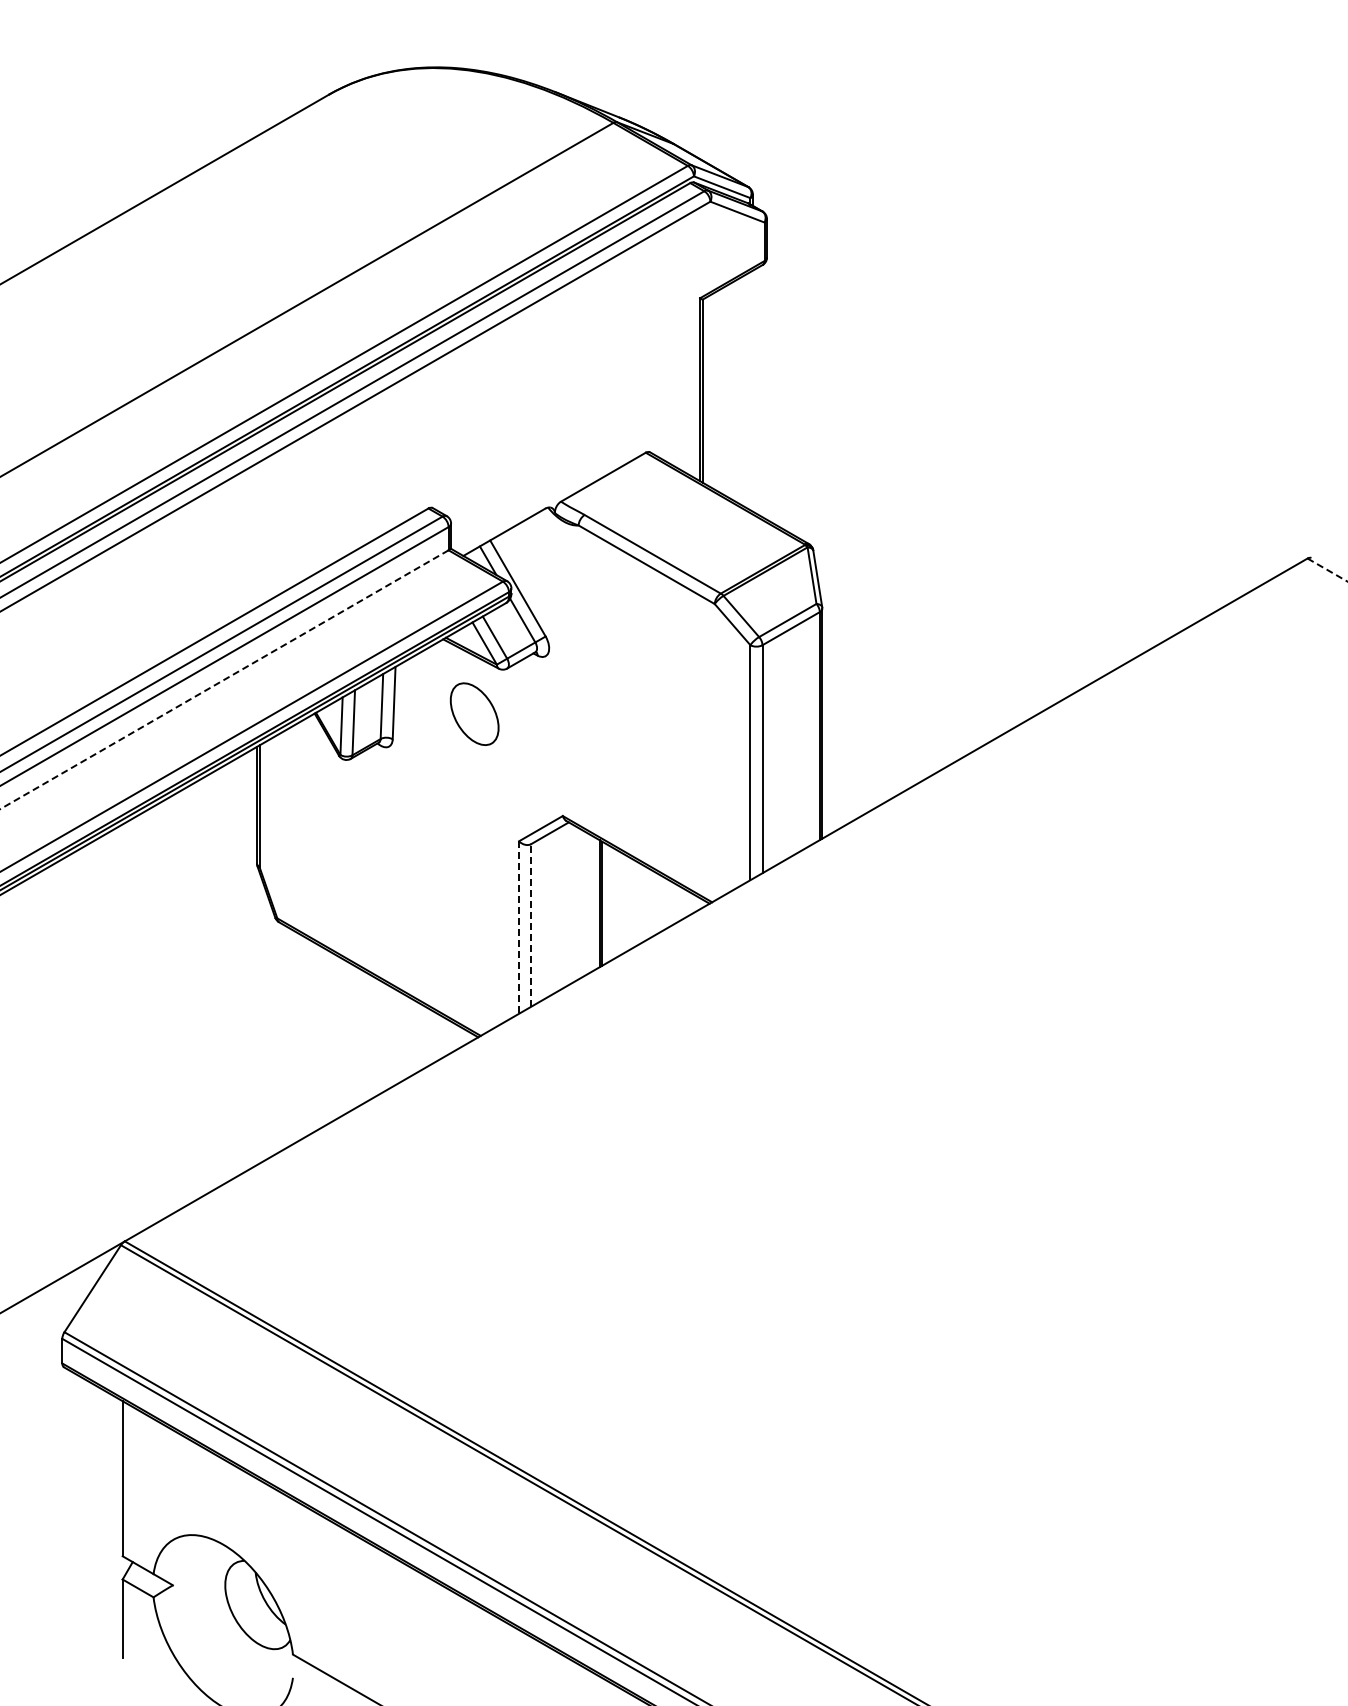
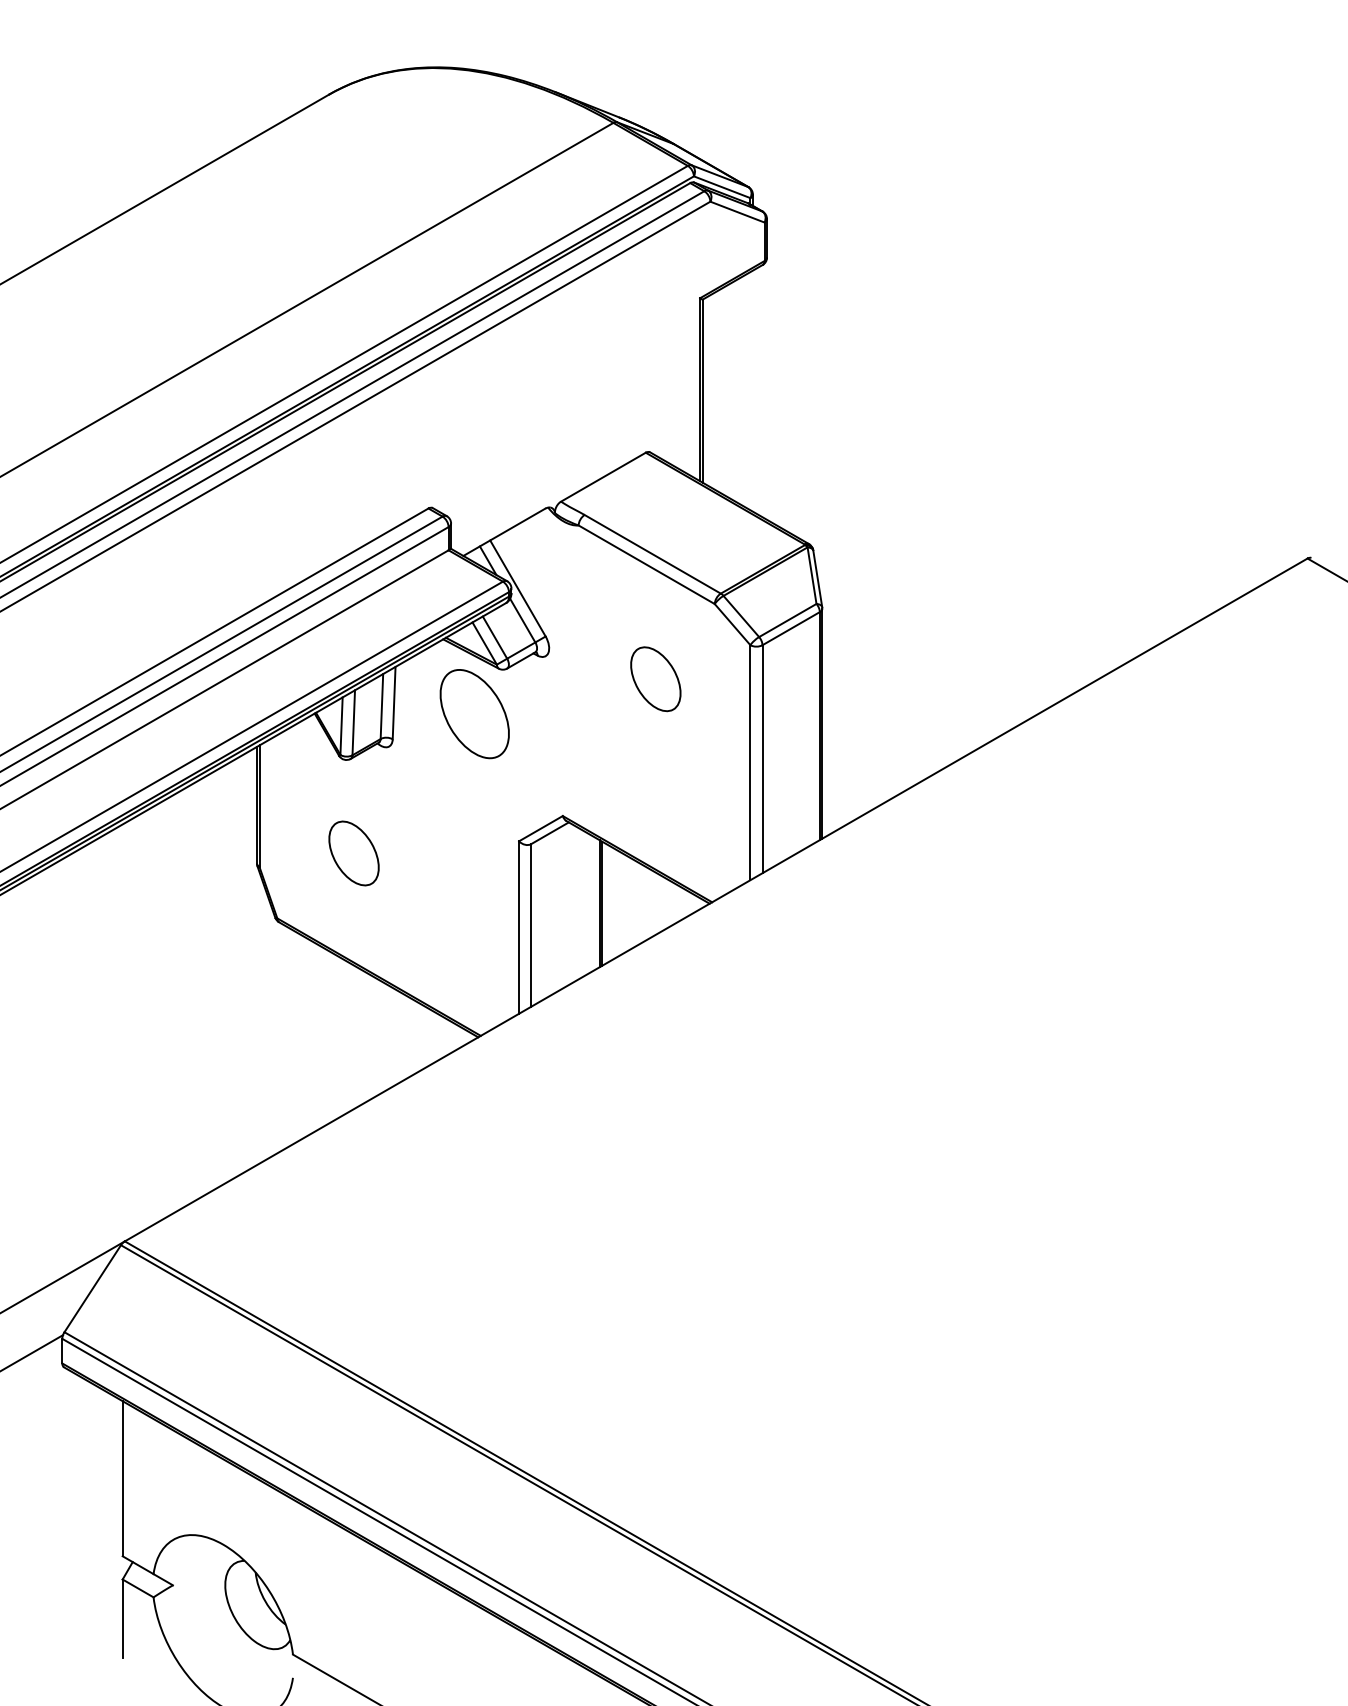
line: dashed -> solid (1327, 570)
line: dashed -> solid (224, 679)
part: none -> present (655, 679)
part size: 51x64 px -> 71x91 px (474, 714)
part: none -> present (353, 853)
line: dashed -> solid (531, 925)
line: dashed -> solid (519, 928)
line: none -> present (32, 1352)
